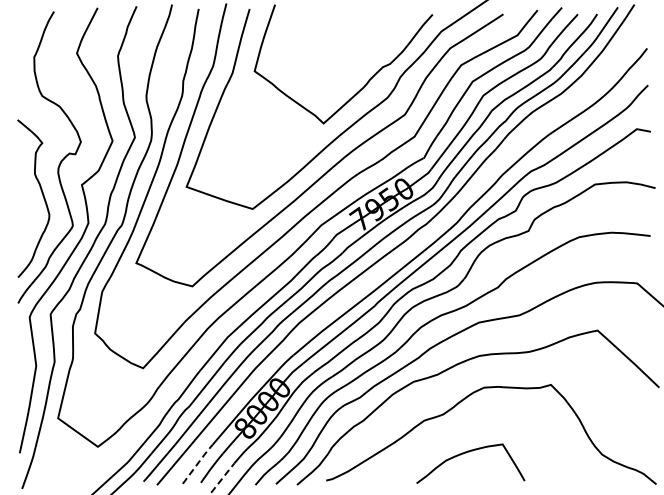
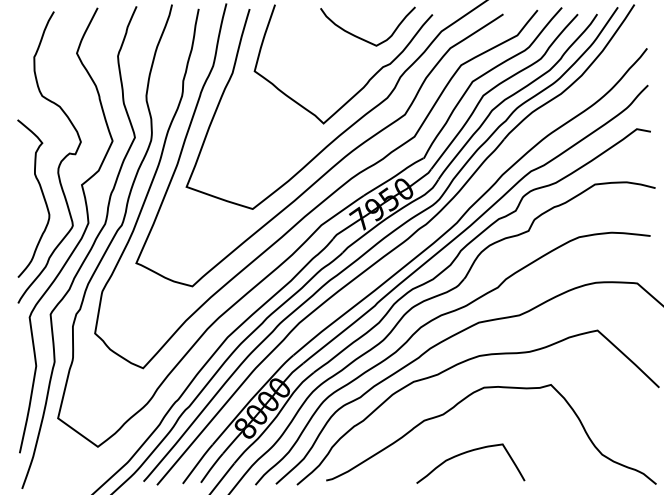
curve: none -> present (363, 38)
line: dashed -> solid (198, 462)
line: dashed -> solid (222, 478)
